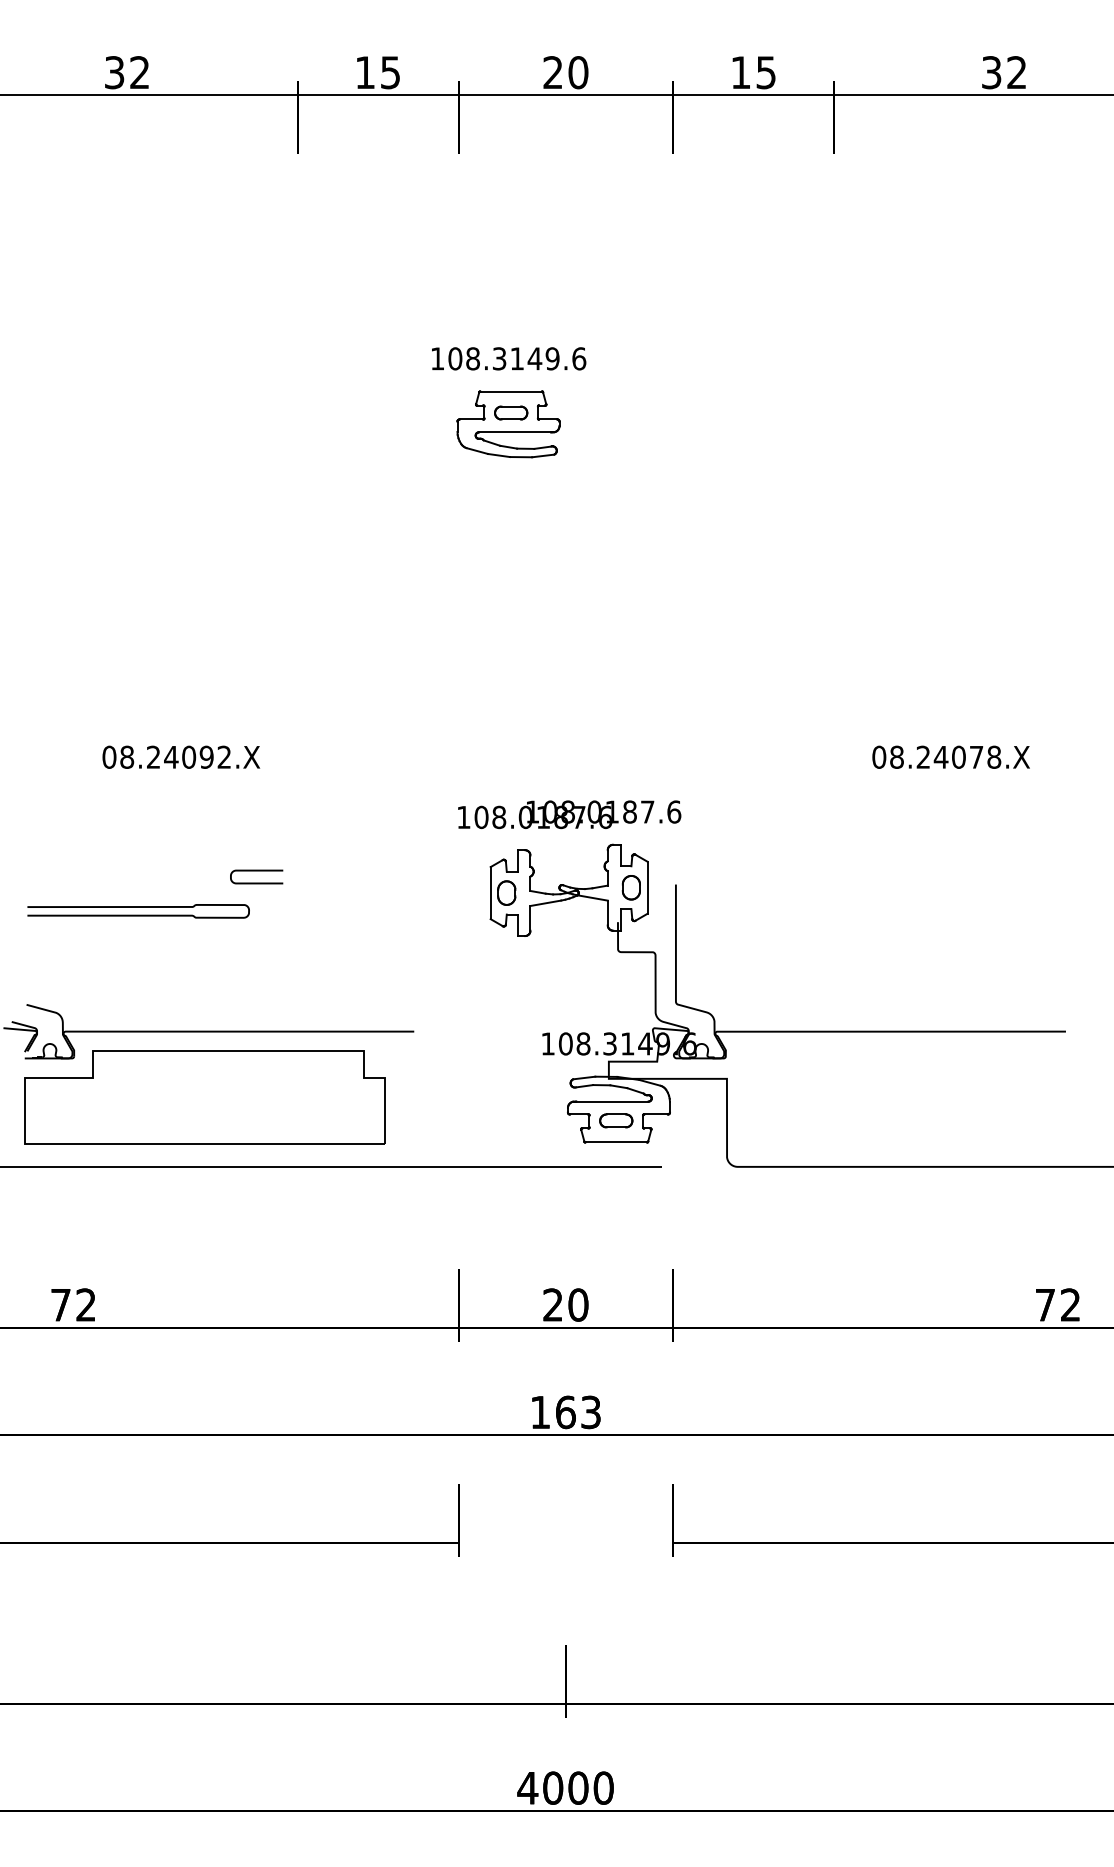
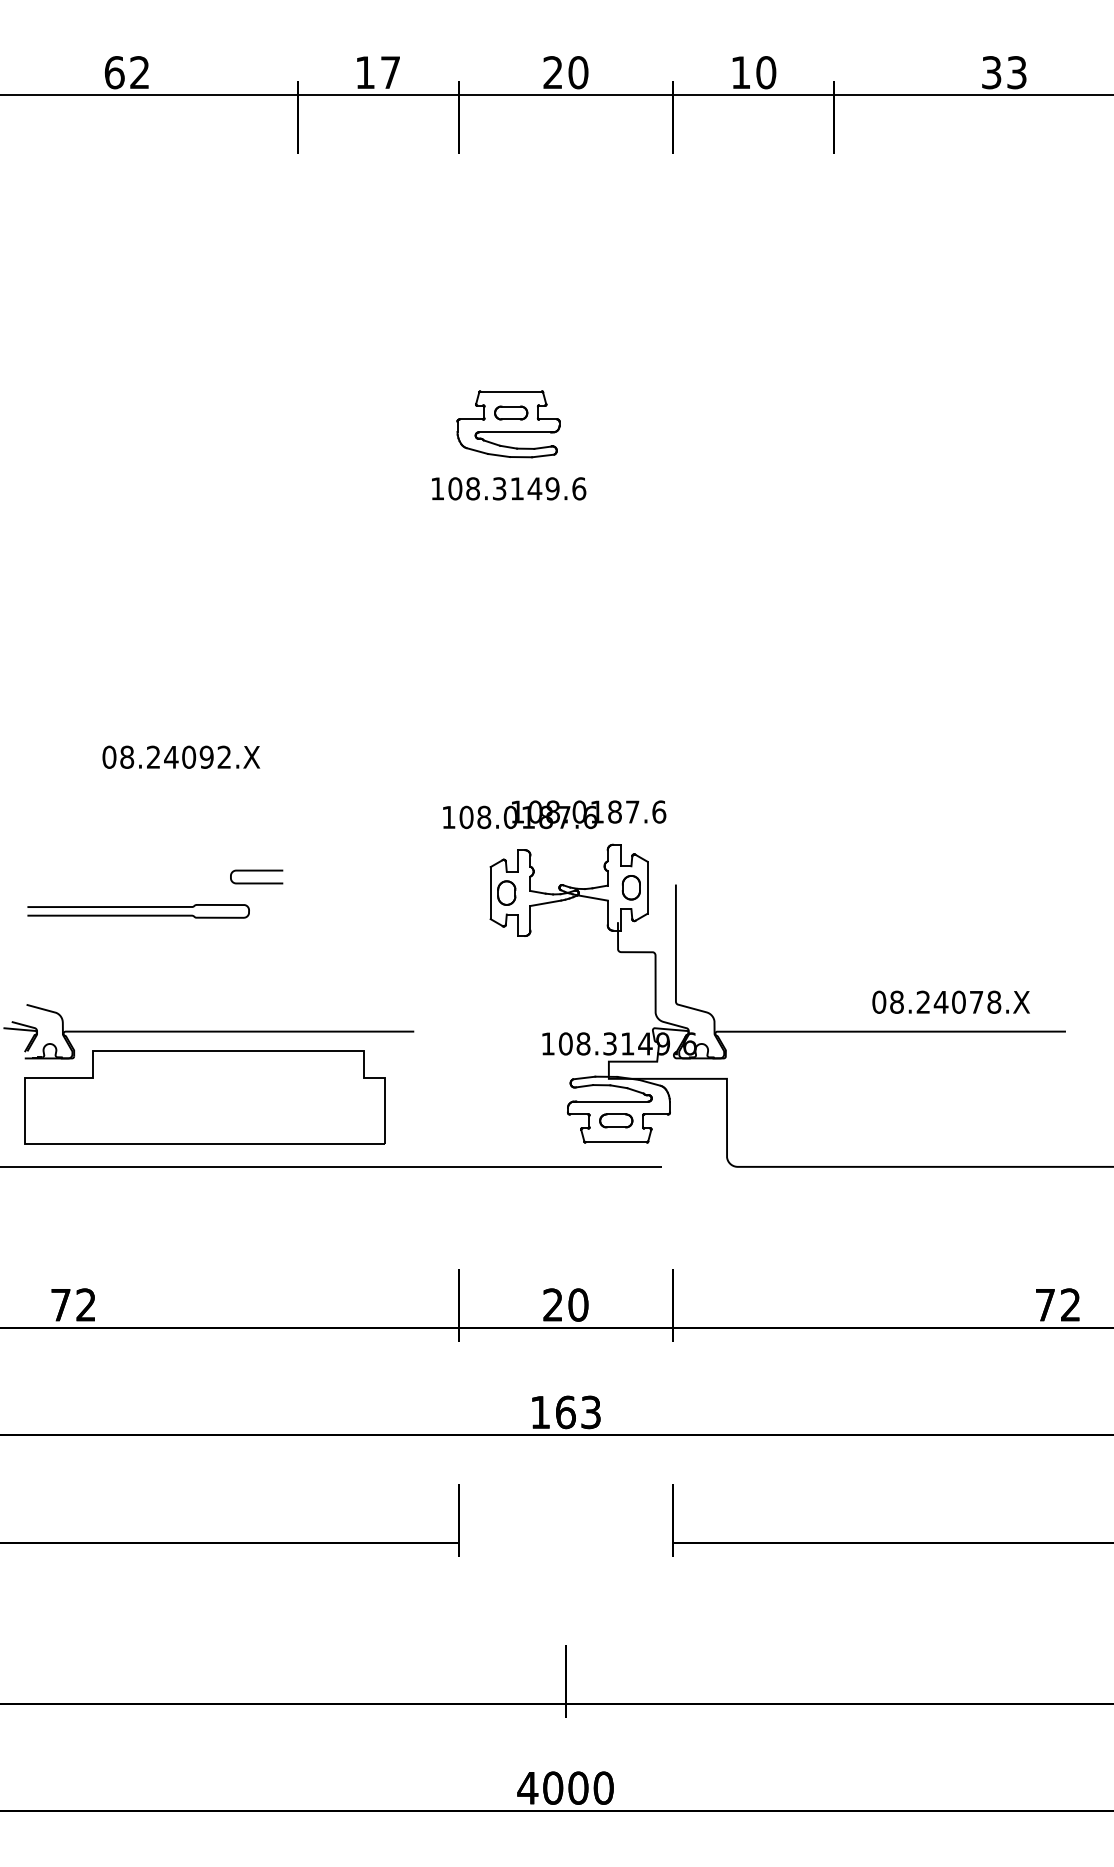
text: 32 -> 62 (114, 72)
text: 15 -> 17 (390, 72)
text: 15 -> 10 (766, 72)
text: 32 -> 33 (1016, 72)
text position: (509, 358) -> (509, 488) (509, 488)
text position: (950, 756) -> (950, 1001) (950, 1001)
text position: (569, 814) -> (554, 814) (554, 814)
